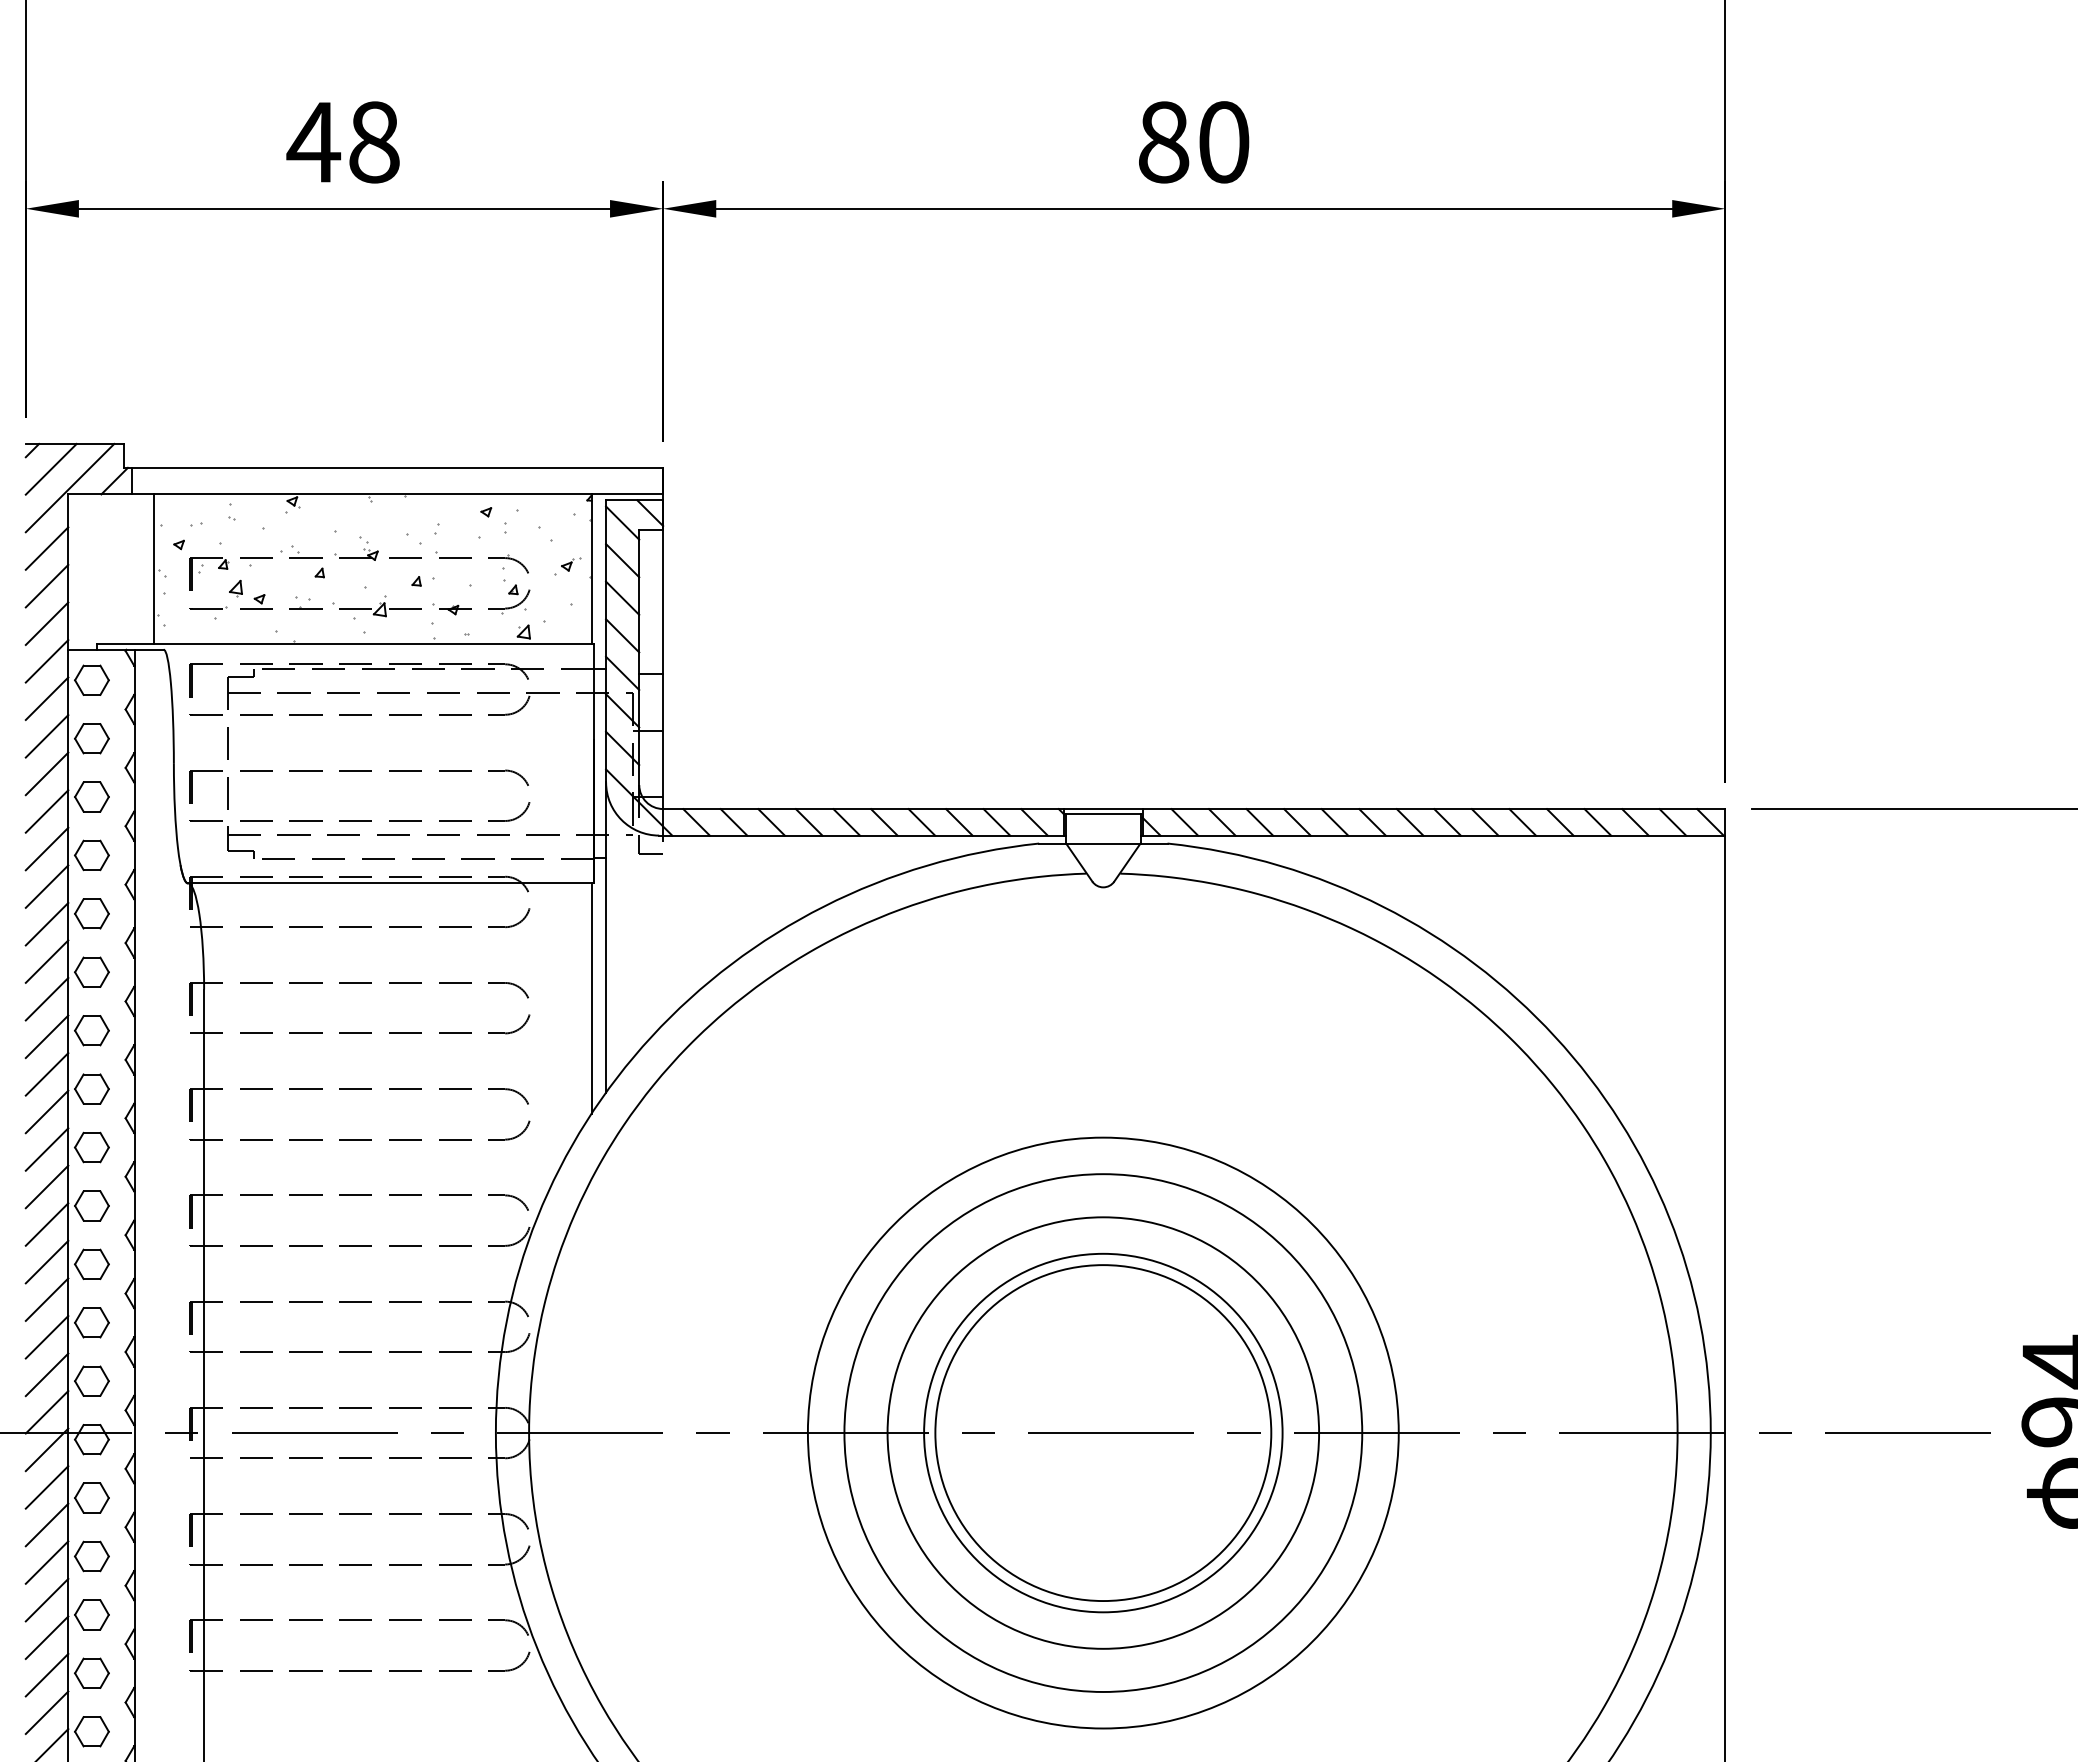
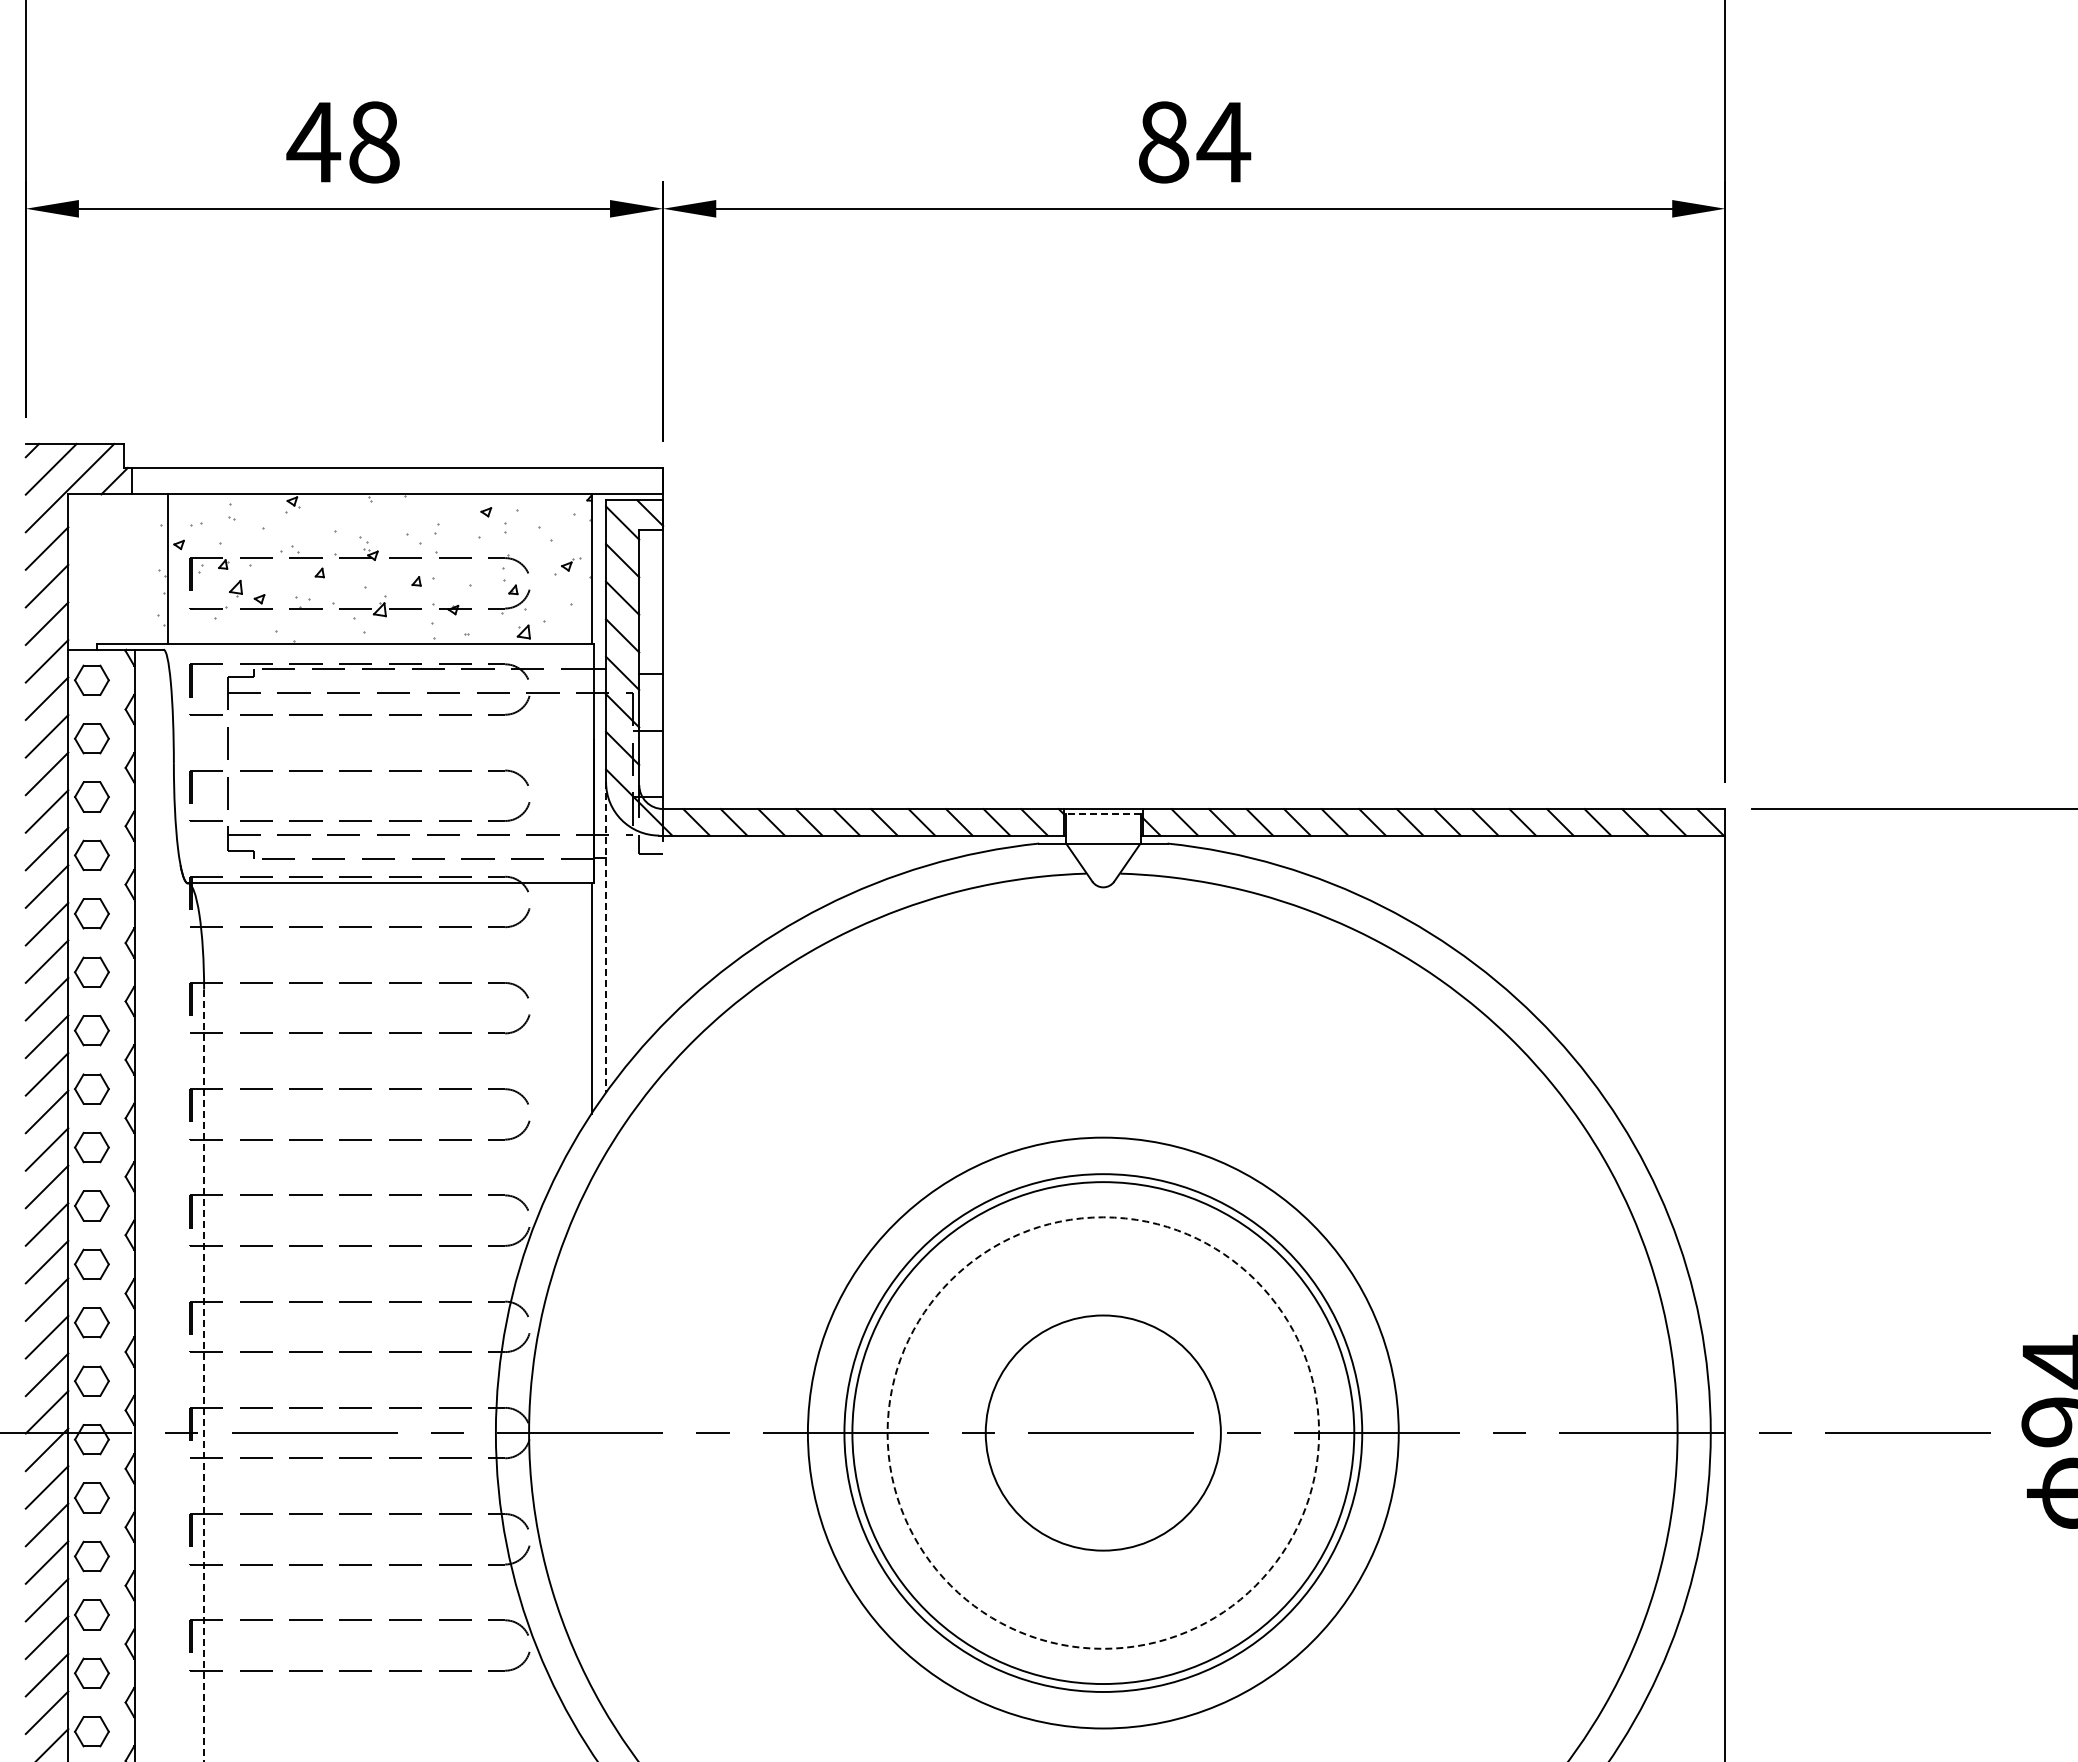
text: 80 -> 84 (1223, 142)
line position: (153, 569) -> (167, 569) (167, 569)
line: solid -> dashed (1102, 814)
line: solid -> dashed (606, 938)
line: solid -> dashed (204, 1375)
circle diameter: 358 px -> 502 px (1103, 1433)
circle: solid -> dashed (1103, 1432)
circle diameter: 336 px -> 235 px (1102, 1432)
